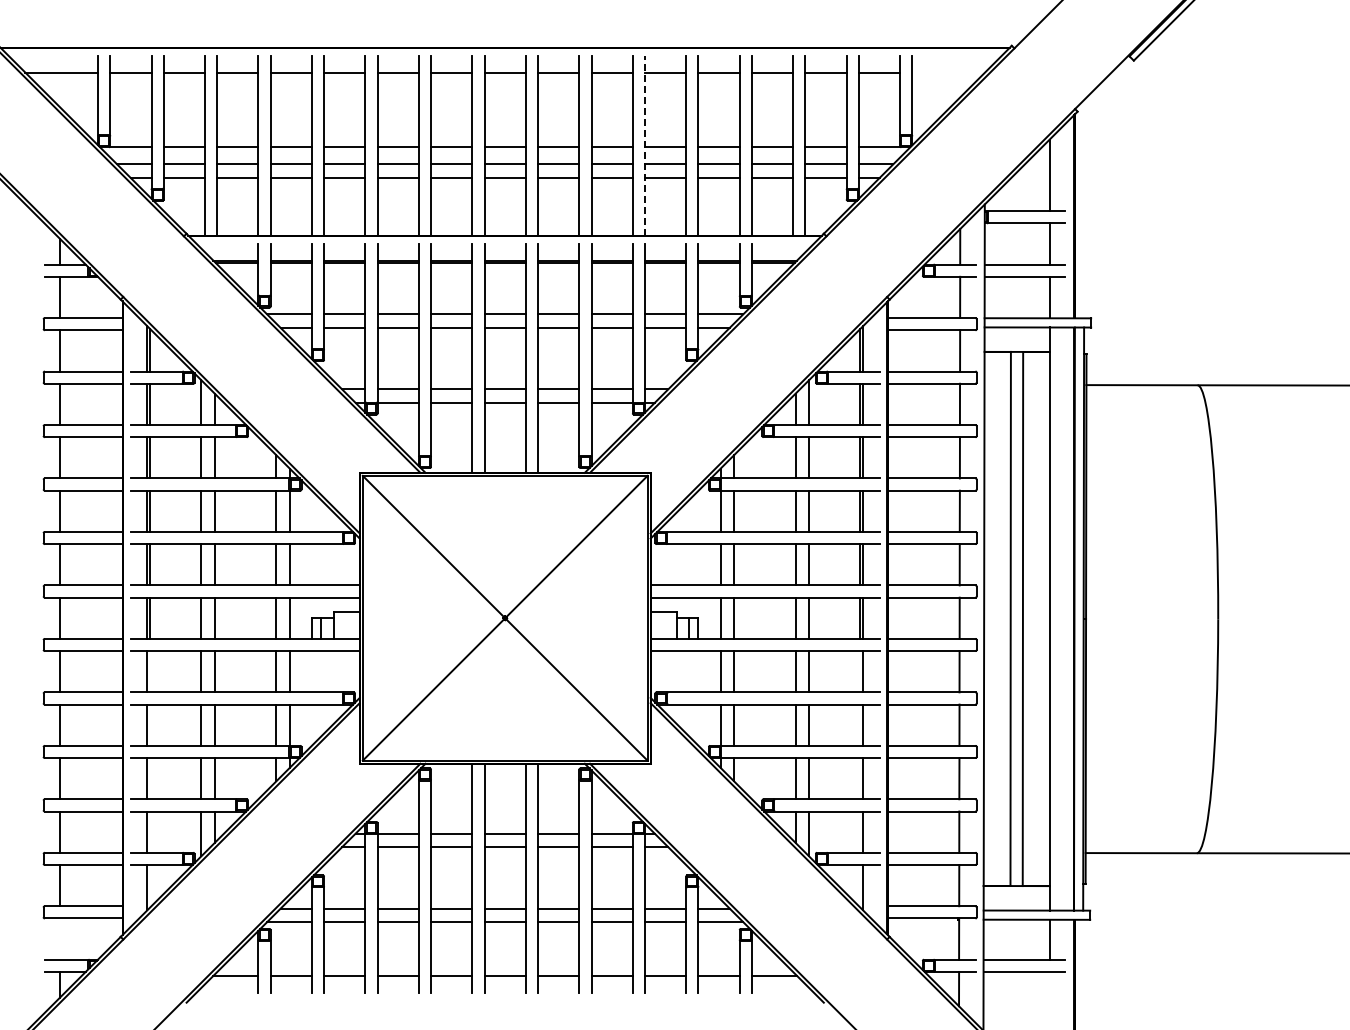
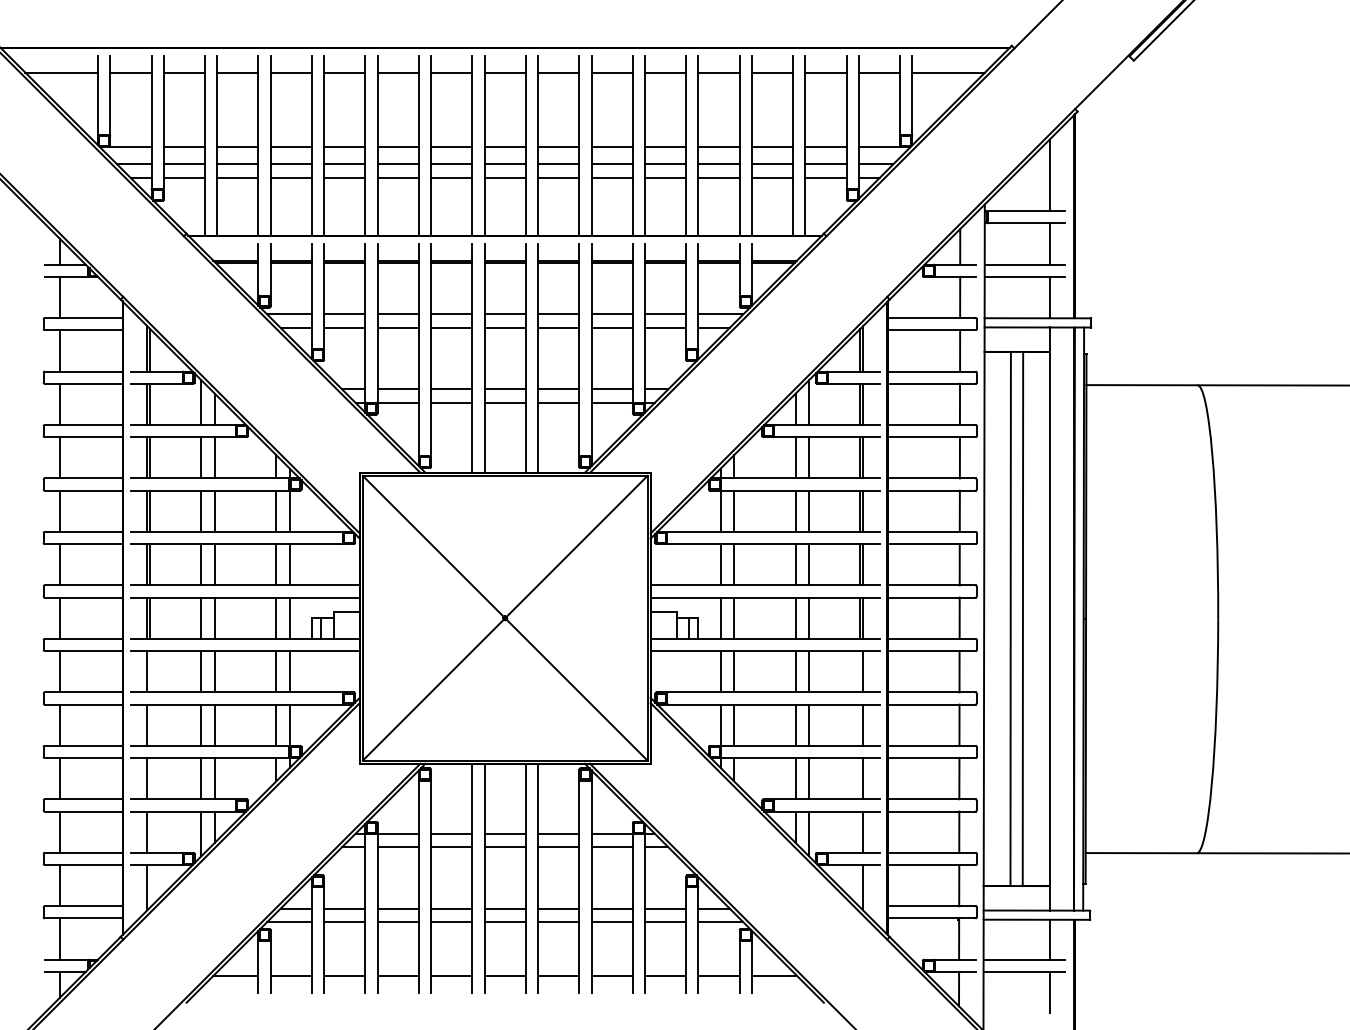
line: none -> present (948, 72)
line: dashed -> solid (645, 145)
line: none -> present (60, 938)
line: none -> present (1049, 992)
